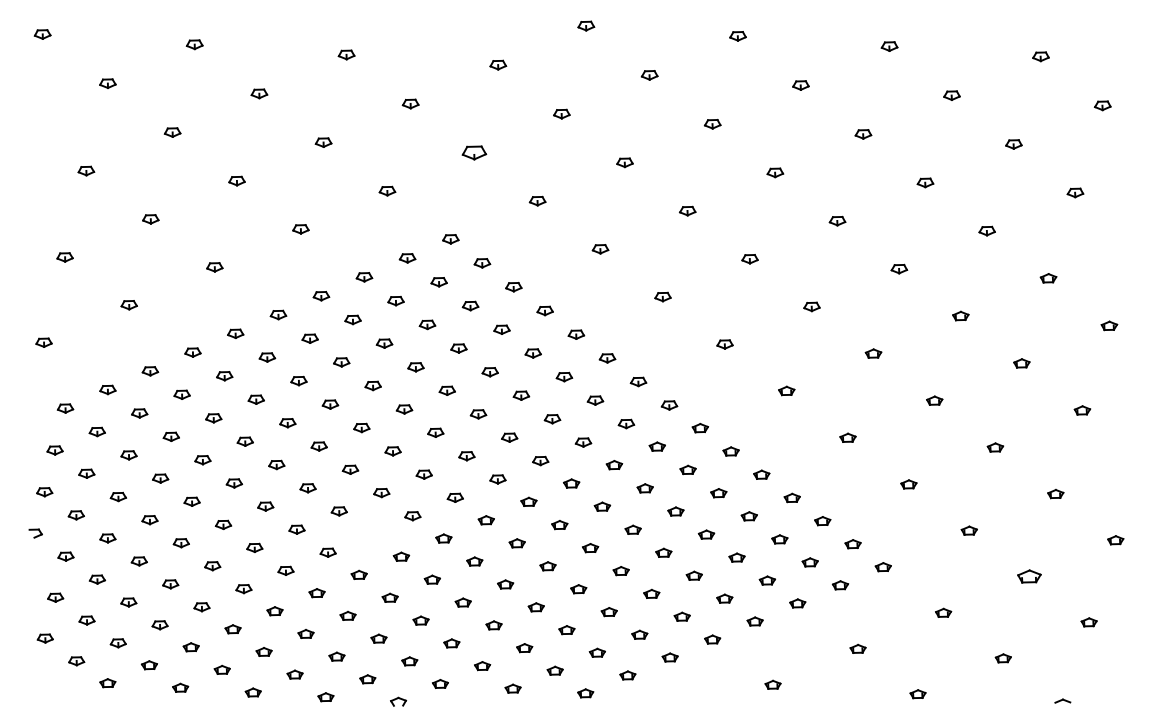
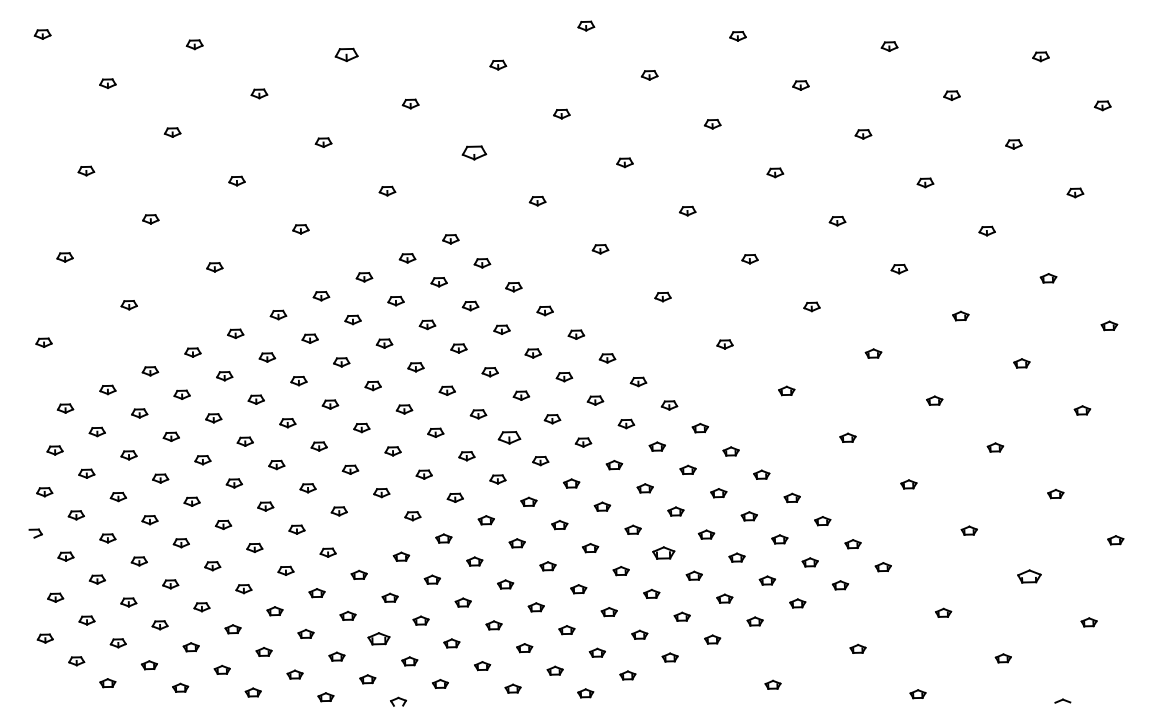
part size: 19x12 px -> 25x16 px (346, 54)
part size: 18x11 px -> 25x14 px (509, 437)
part size: 18x11 px -> 24x14 px (663, 552)
part size: 18x11 px -> 24x14 px (378, 638)
